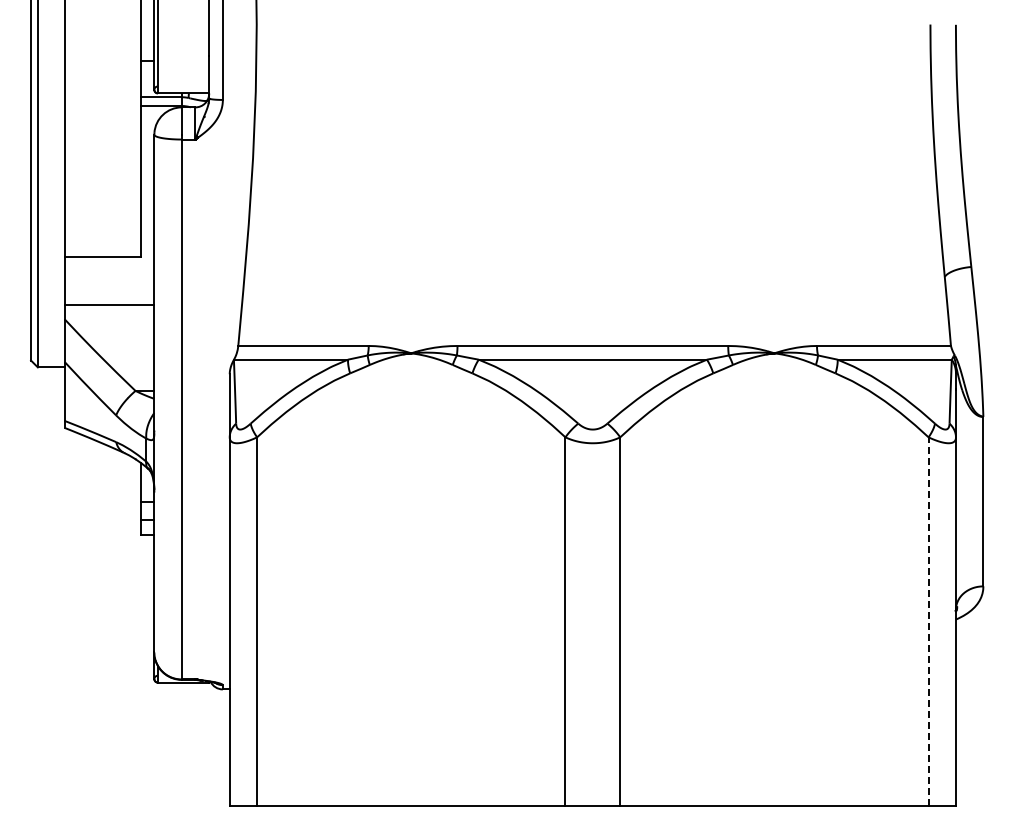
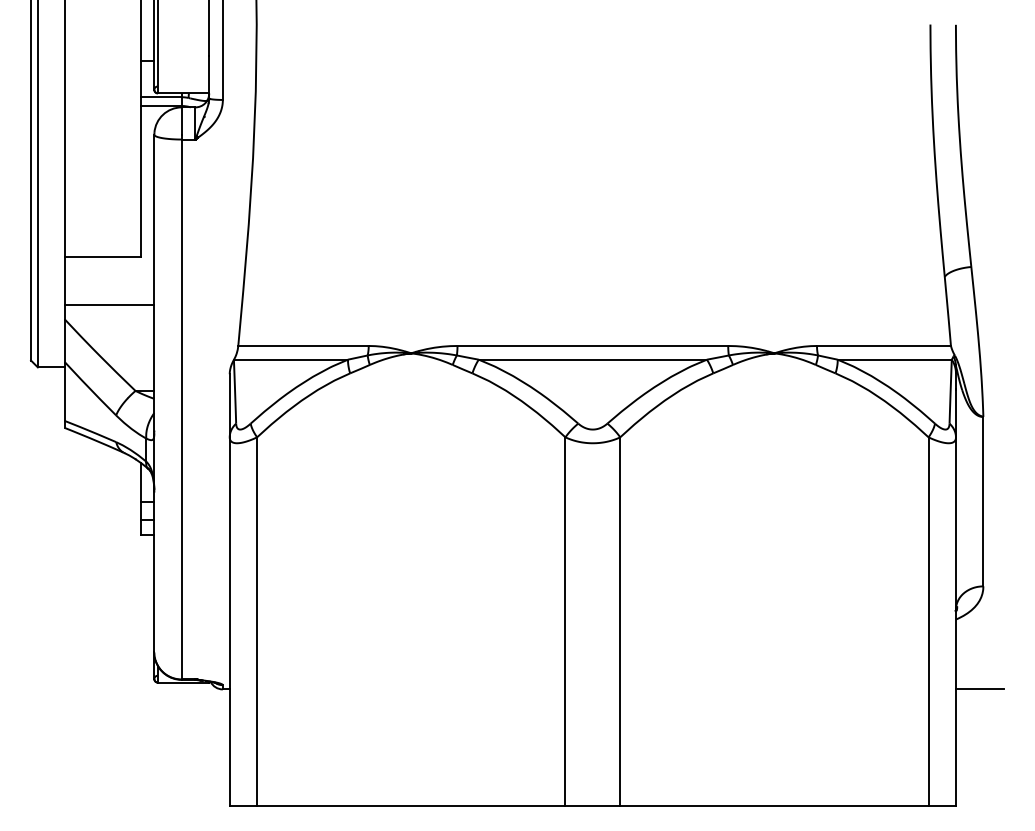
line: dashed -> solid (928, 621)
line: none -> present (979, 689)
